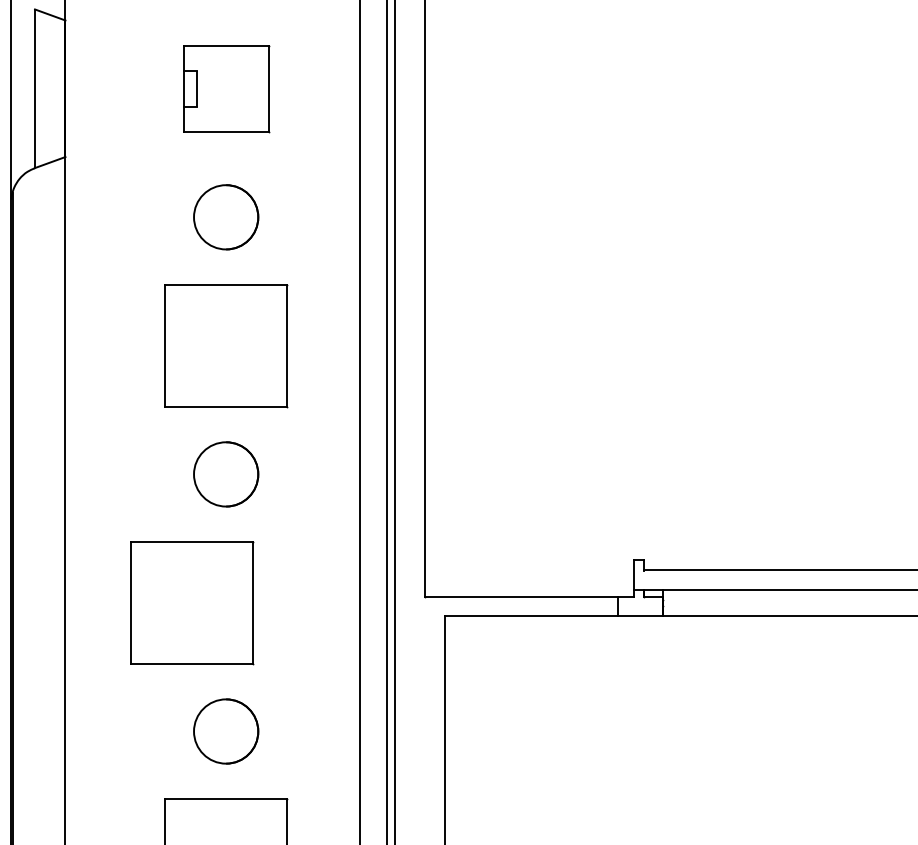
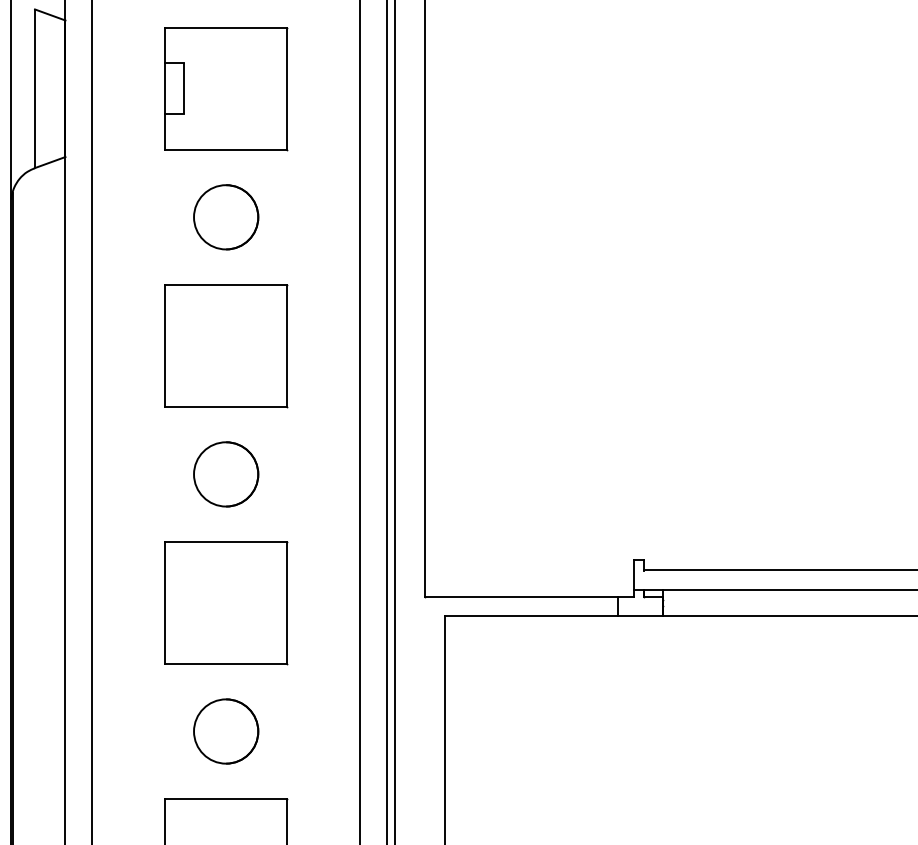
part size: 88x89 px -> 125x125 px (226, 89)
line: none -> present (92, 421)
part position: (192, 603) -> (226, 603) (226, 603)
